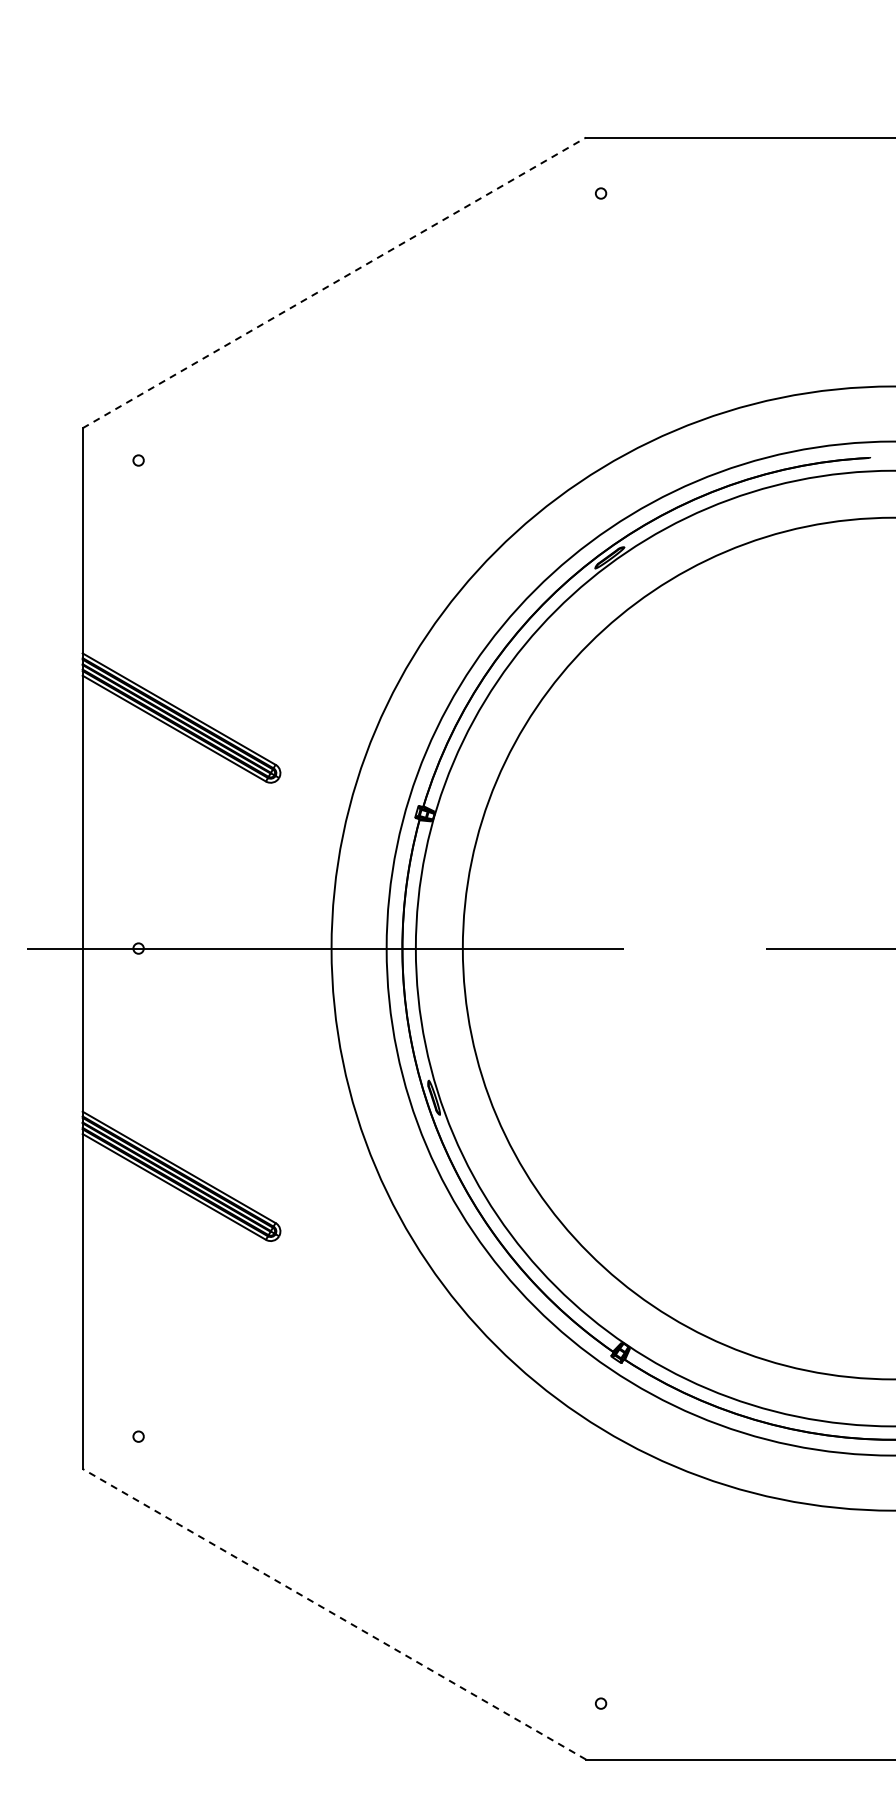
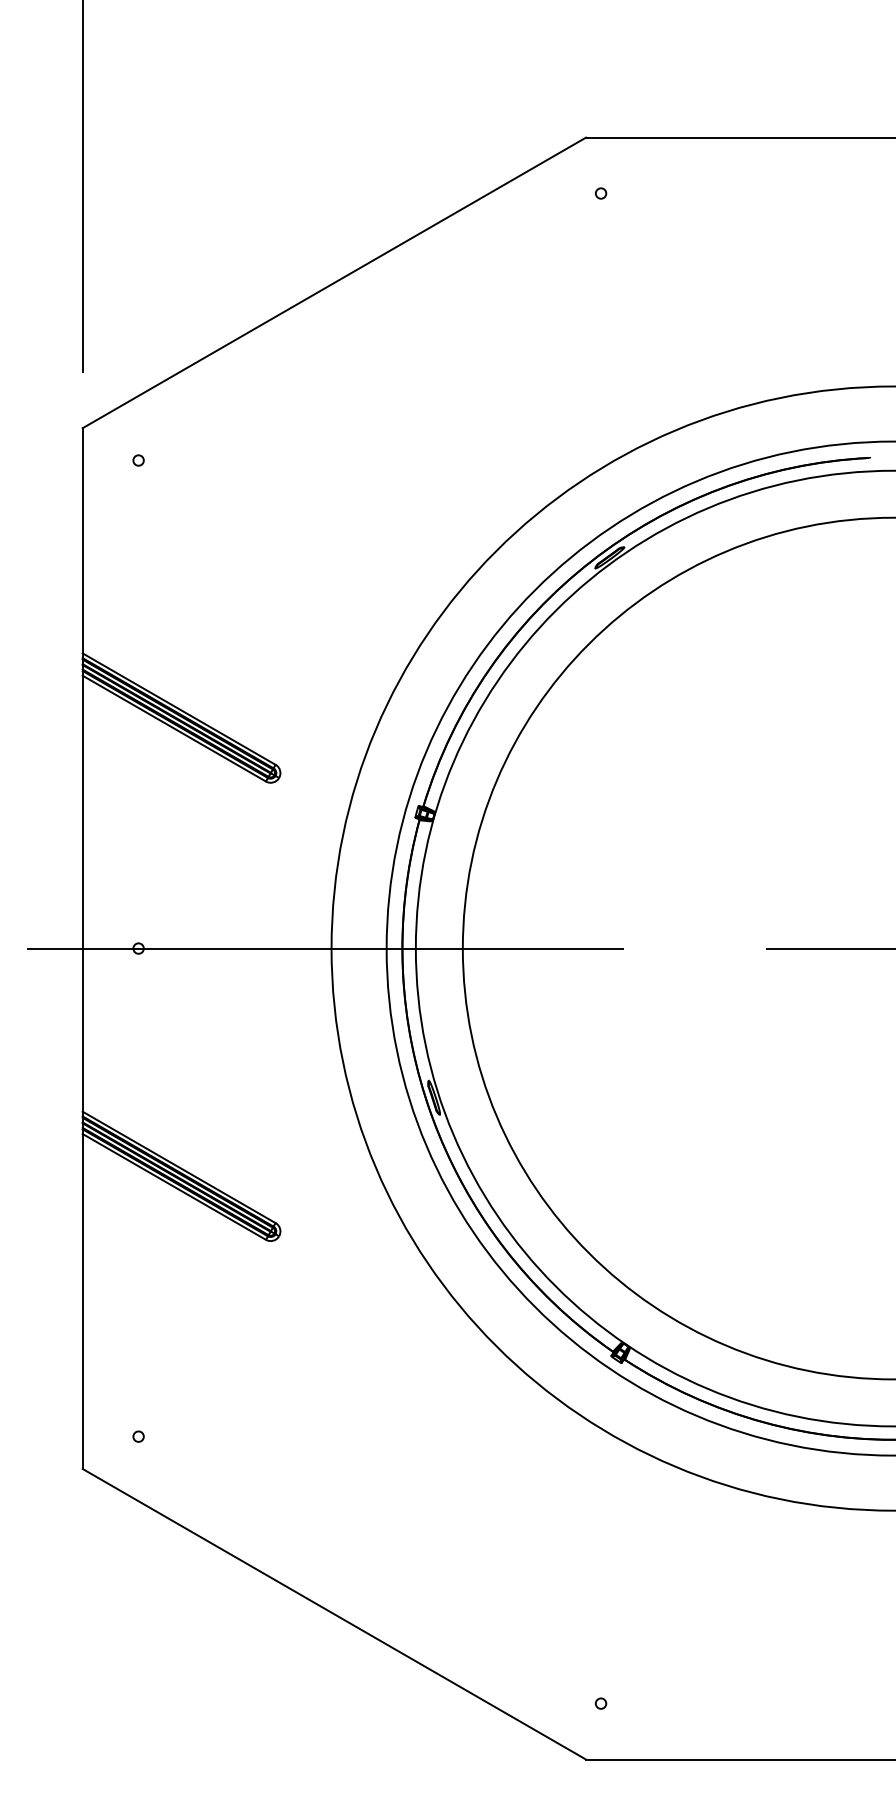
line: none -> present (82, 187)
line: dashed -> solid (334, 282)
line: dashed -> solid (334, 1614)
